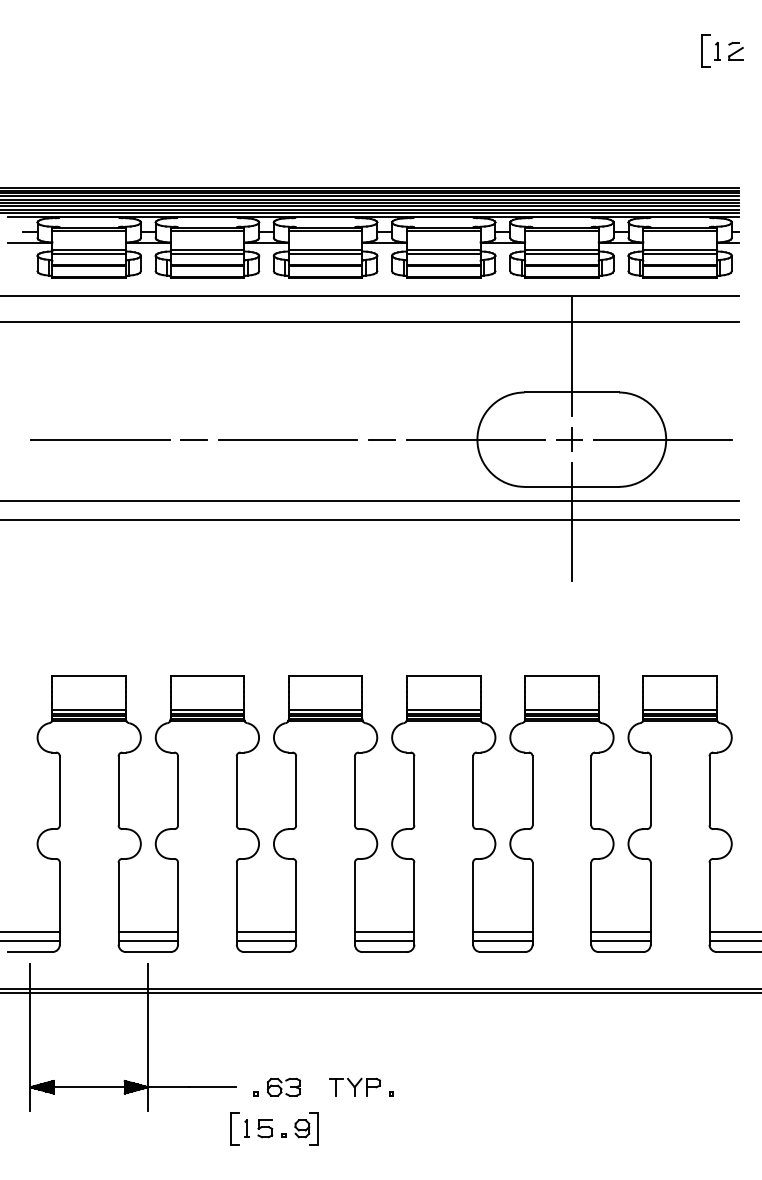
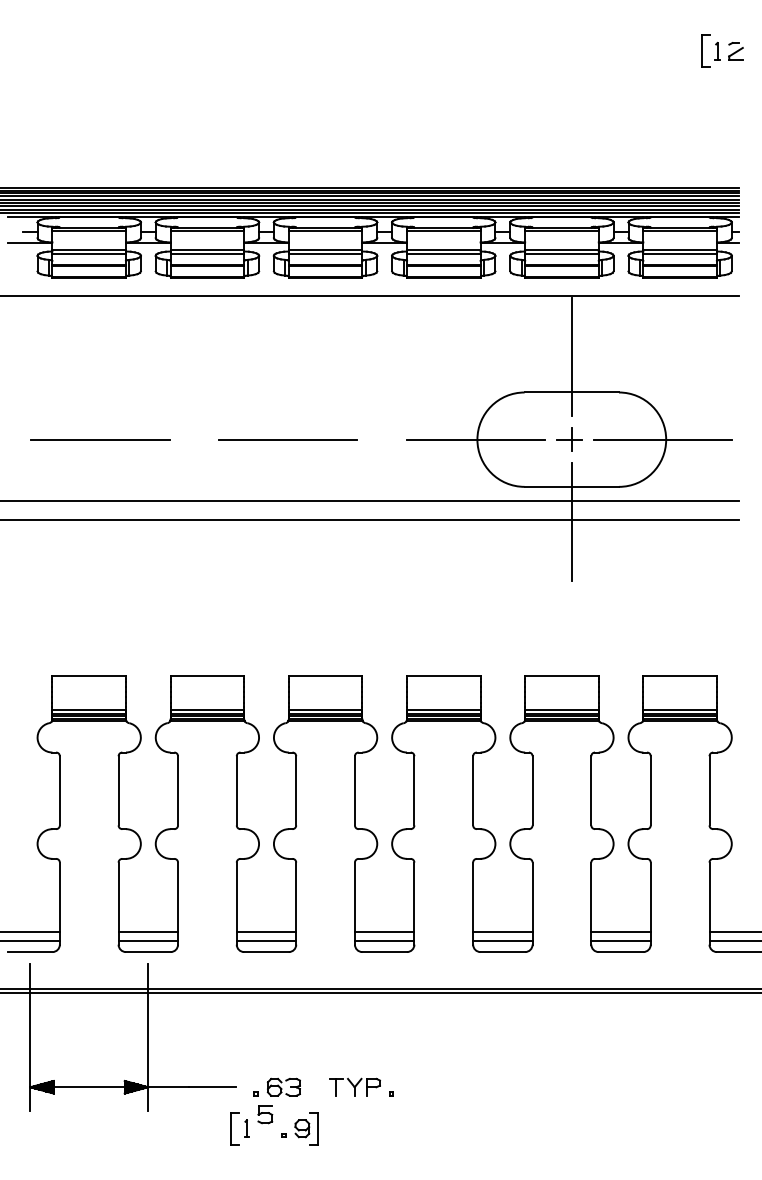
line: present -> none (370, 322)
line: present -> none (194, 439)
line: present -> none (381, 439)
part position: (265, 1128) -> (265, 1114) (265, 1114)
